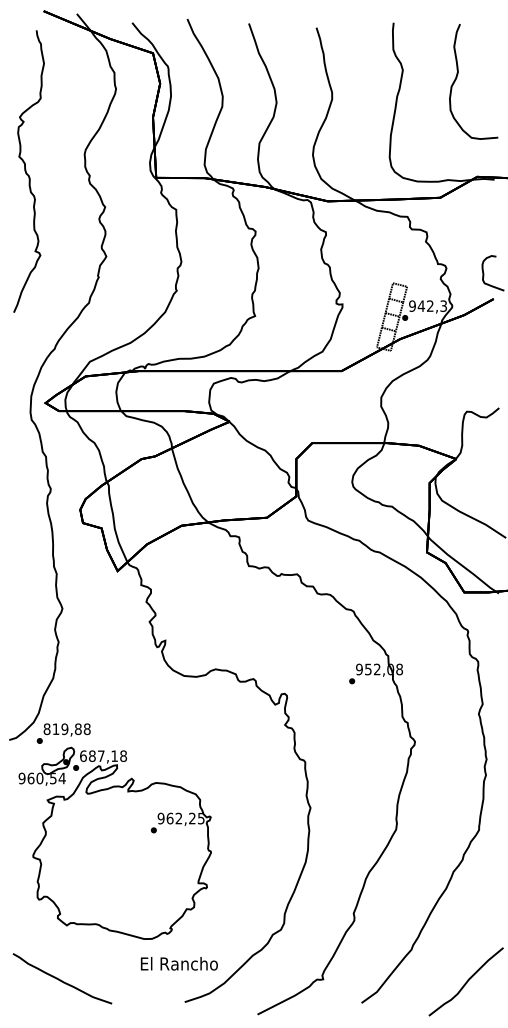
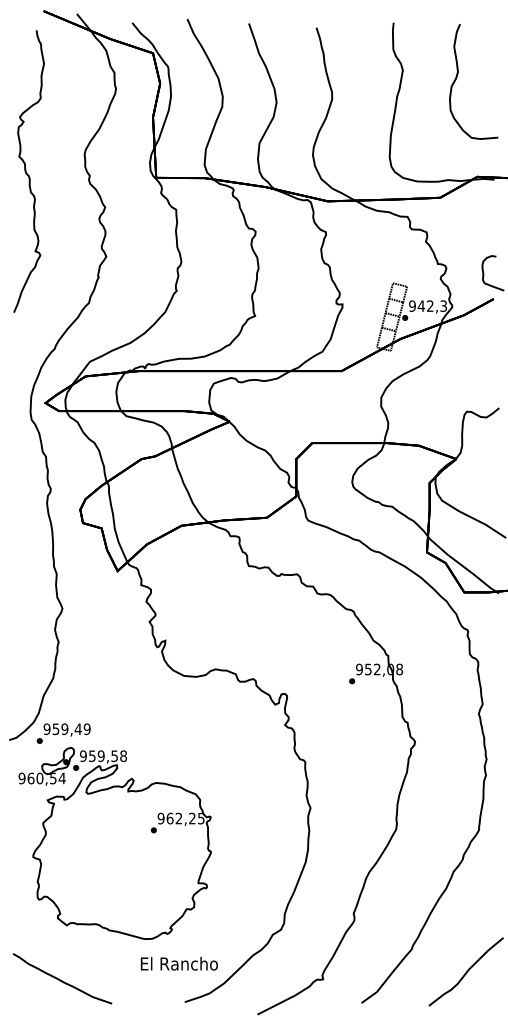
text: 819,88 -> 959,49 (66, 729)
text: 687,18 -> 959,58 (98, 756)
curve position: (466, 981) -> (466, 971) (466, 971)
